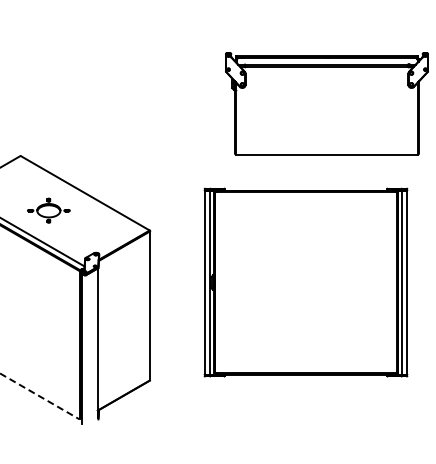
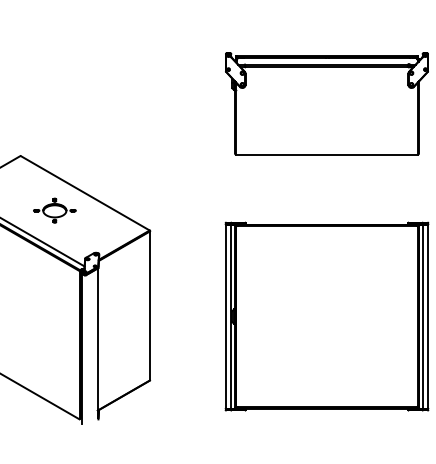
part position: (48, 210) -> (54, 210) (54, 210)
part position: (305, 282) -> (326, 316) (326, 316)
line: dashed -> solid (40, 396)
